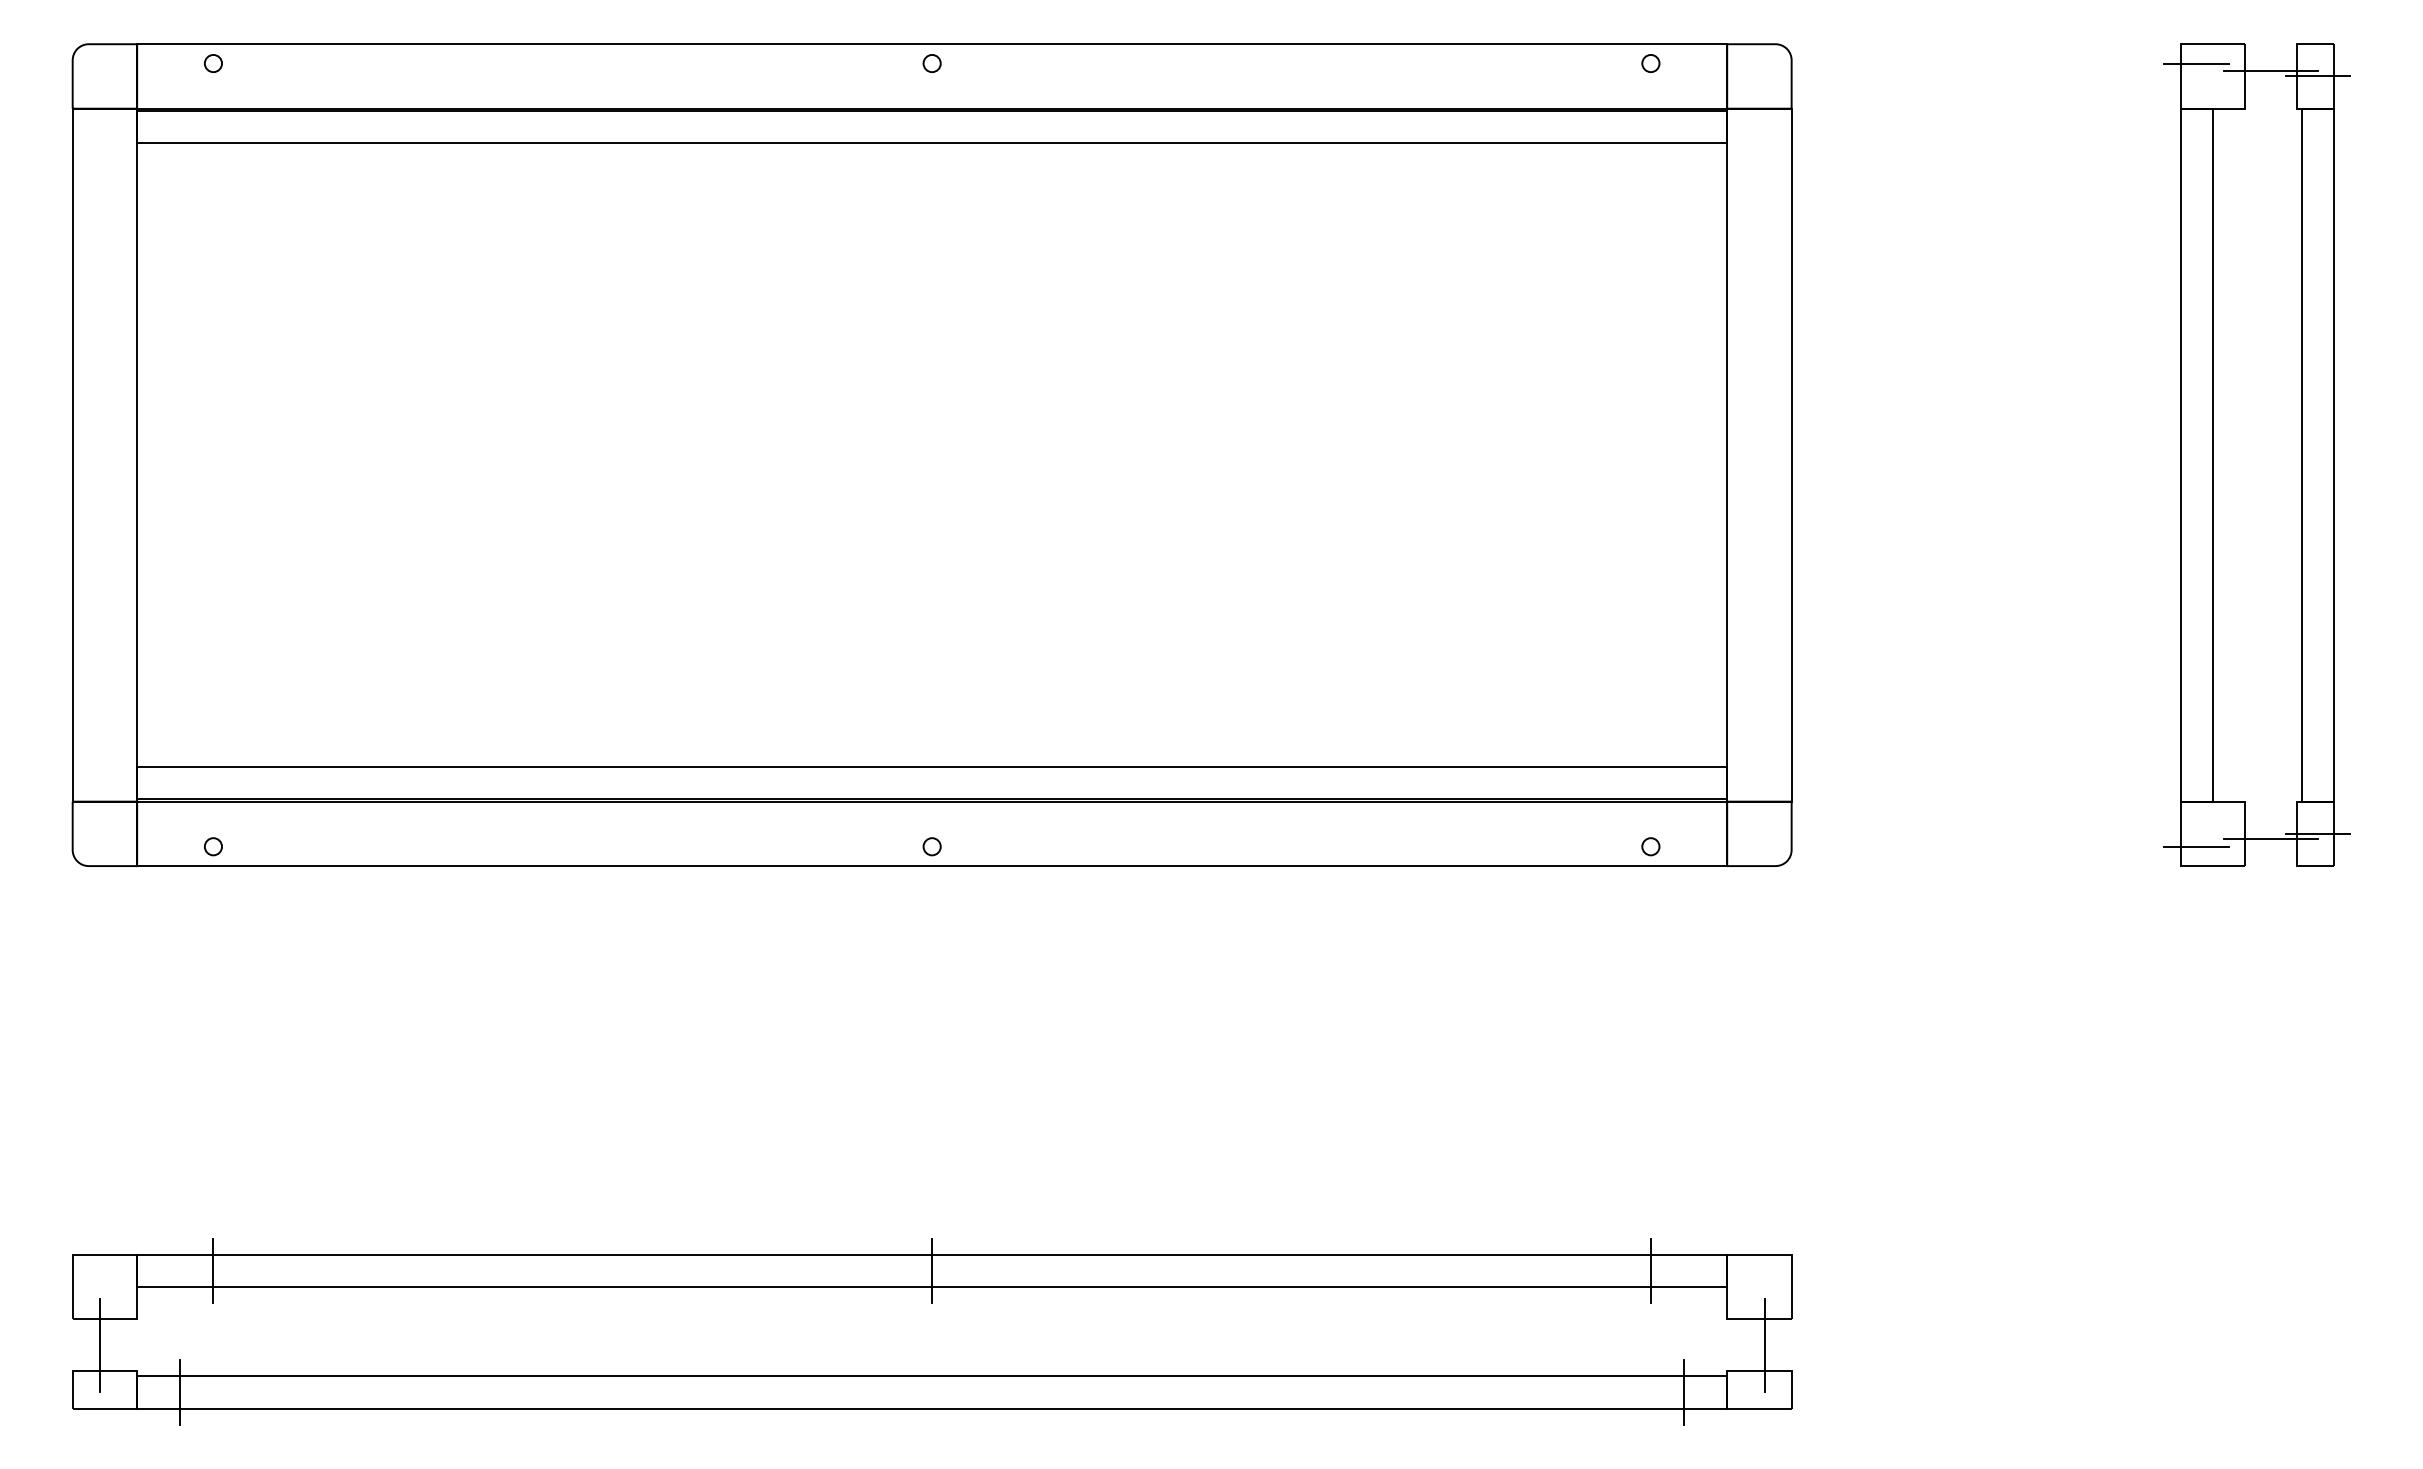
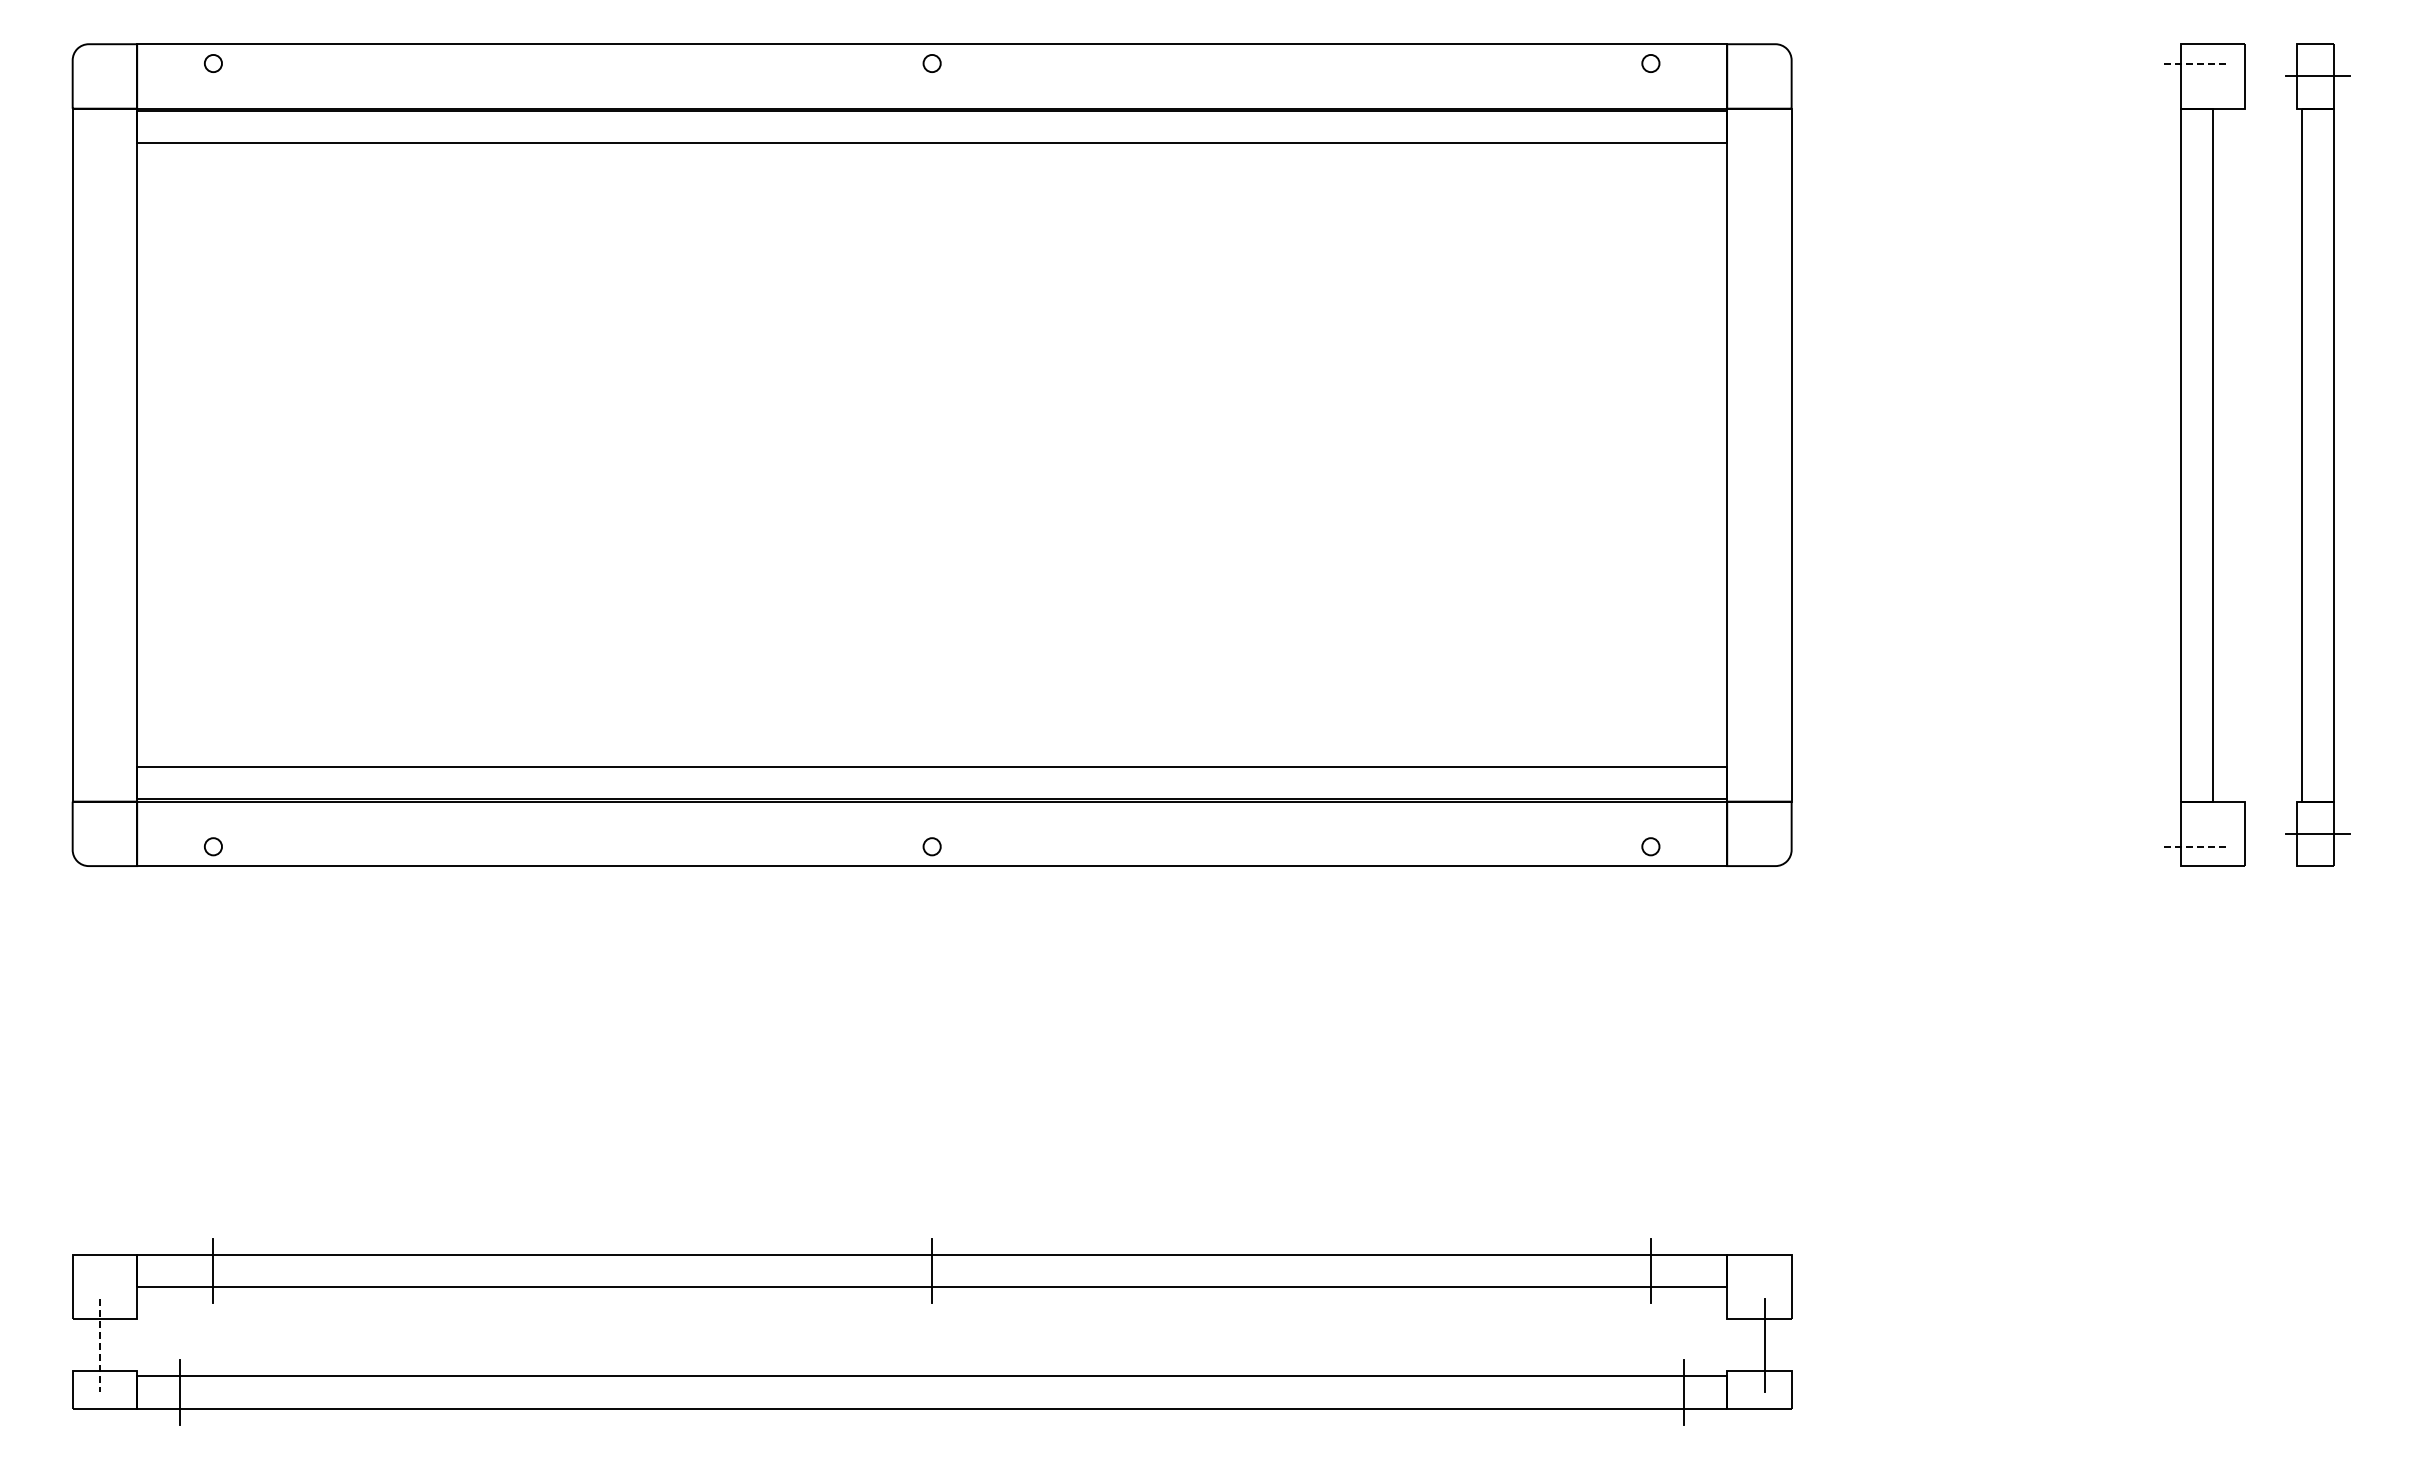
line: solid -> dashed (2197, 63)
line: present -> none (2270, 71)
line: present -> none (2270, 839)
line: solid -> dashed (2197, 846)
line: solid -> dashed (99, 1345)
